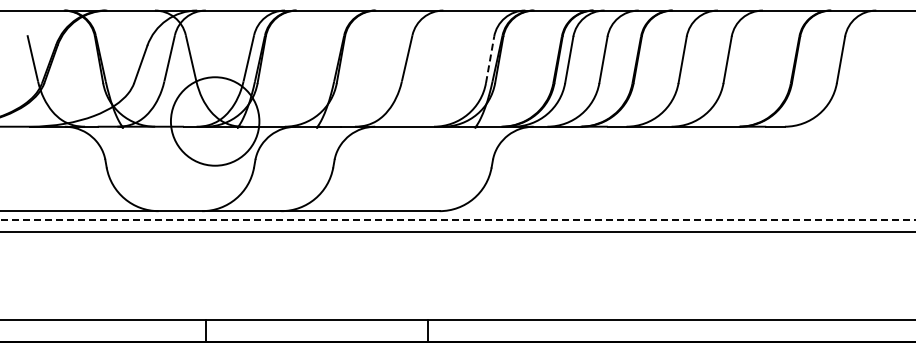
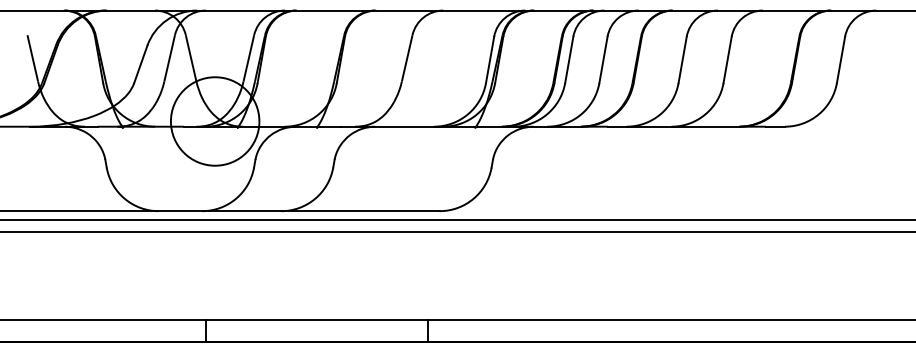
line: dashed -> solid (490, 59)
line: dashed -> solid (458, 219)
